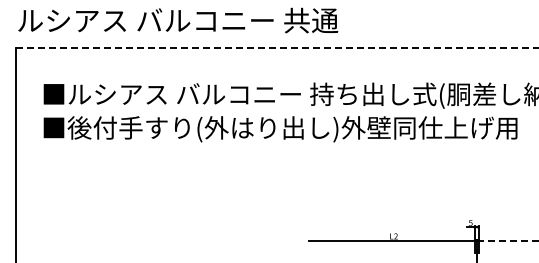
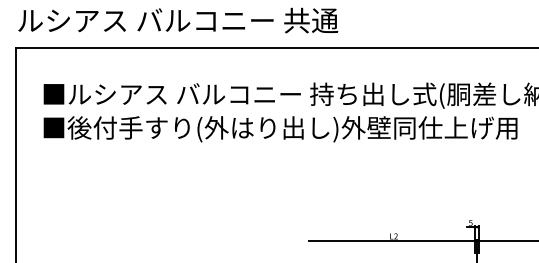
line: dashed -> solid (277, 48)
line: dashed -> solid (507, 240)
